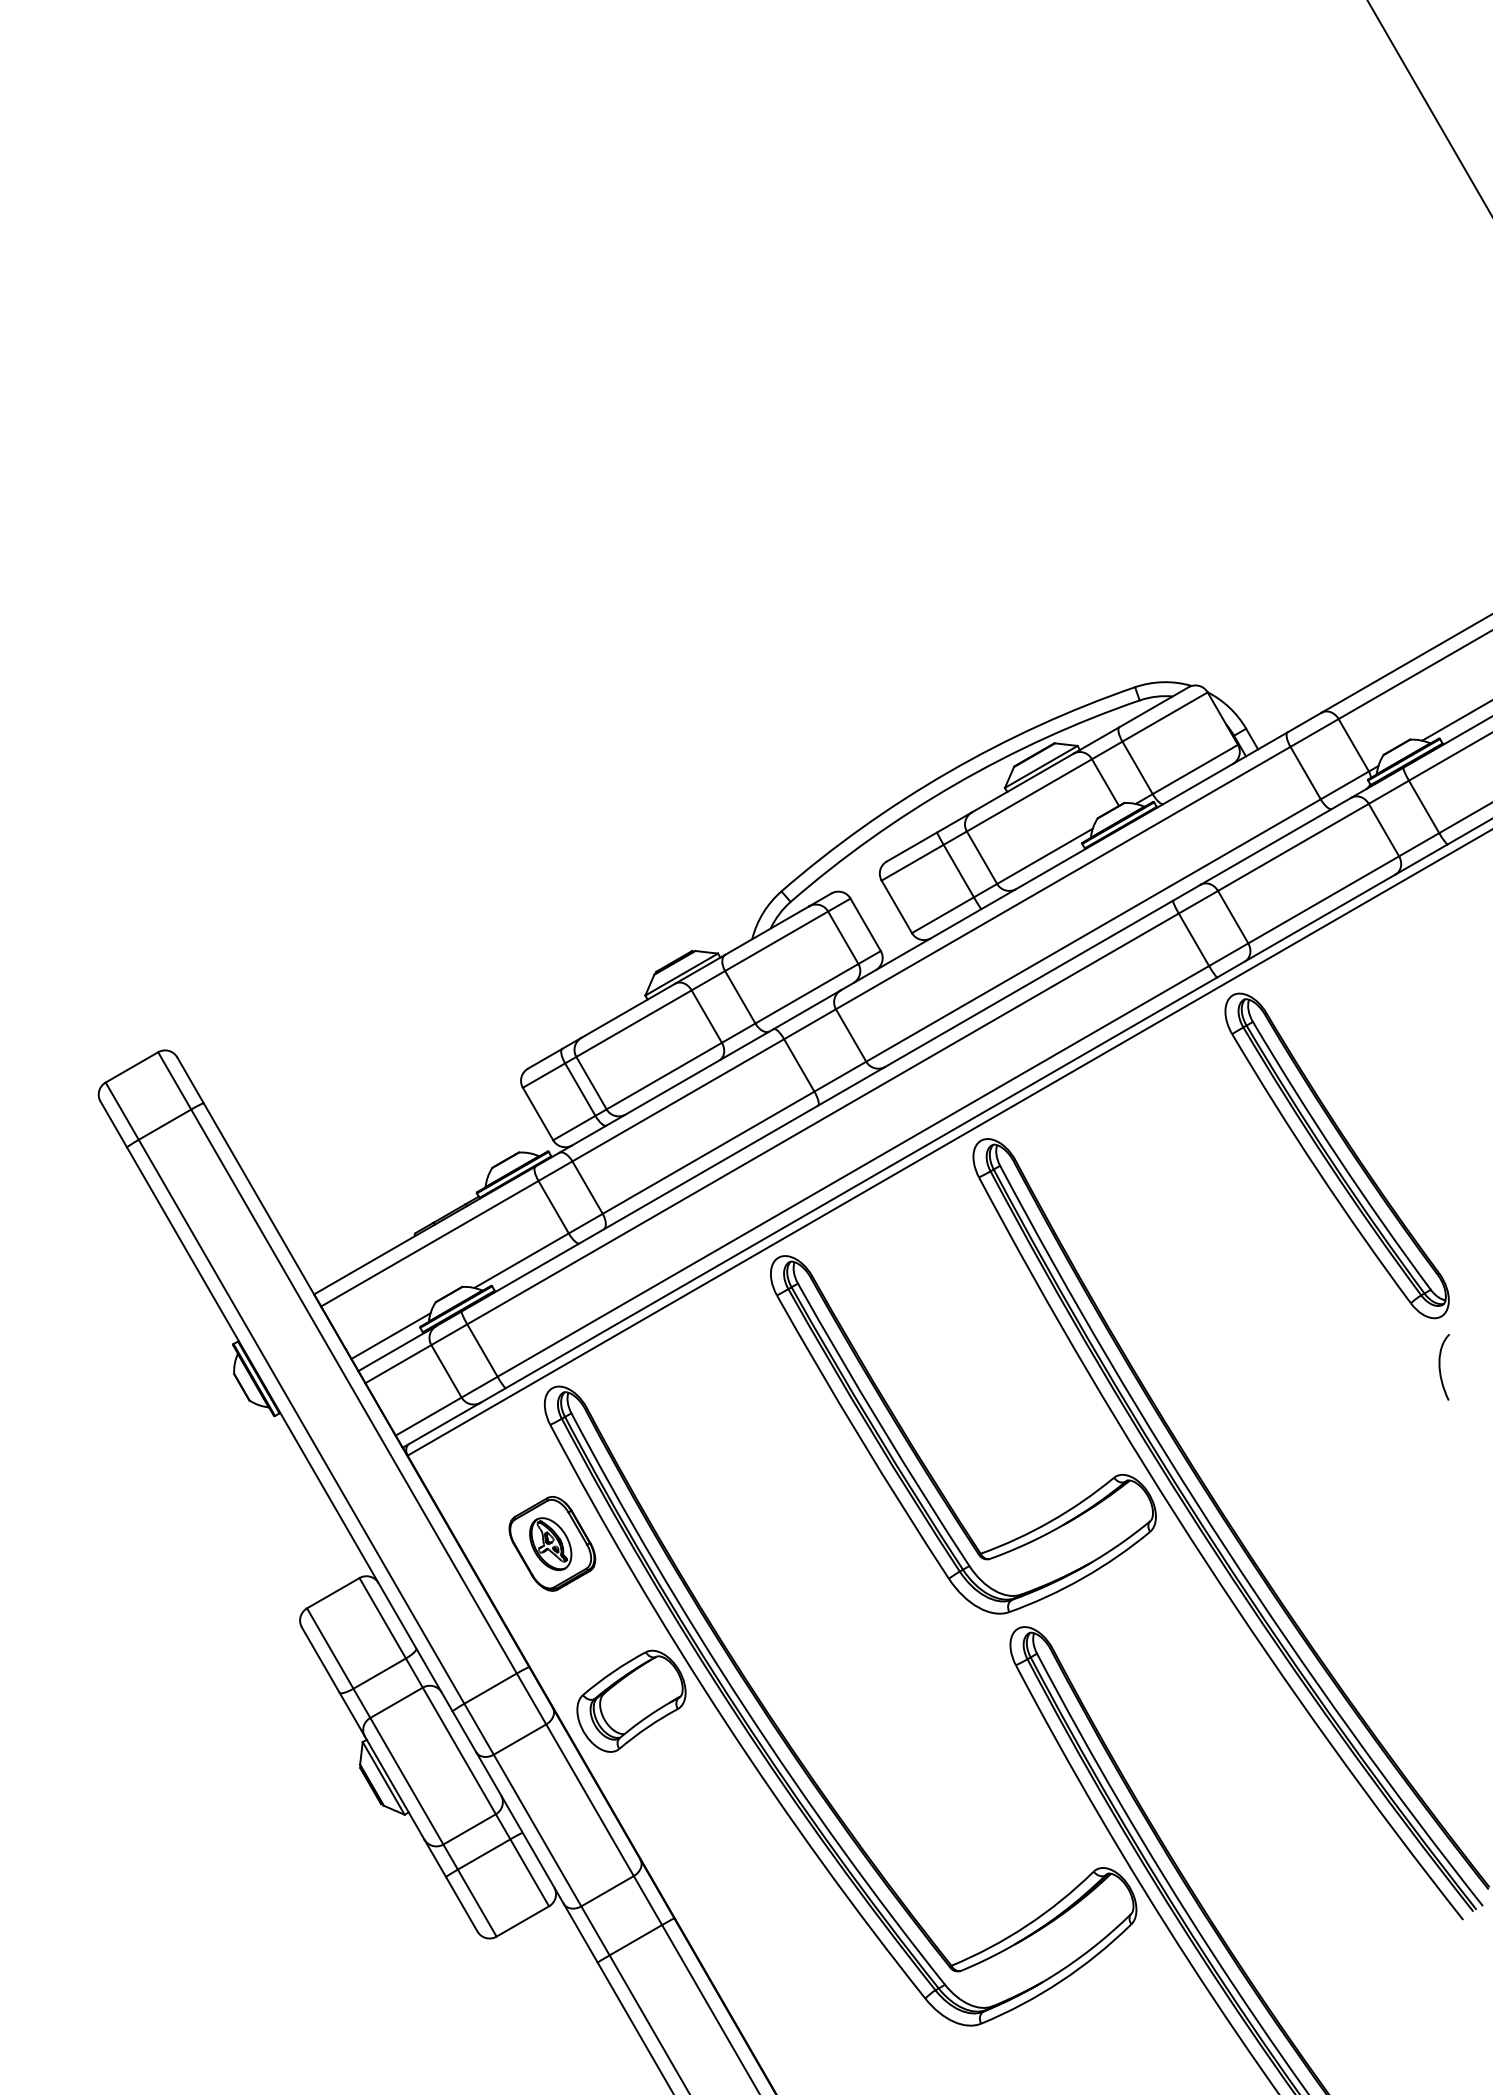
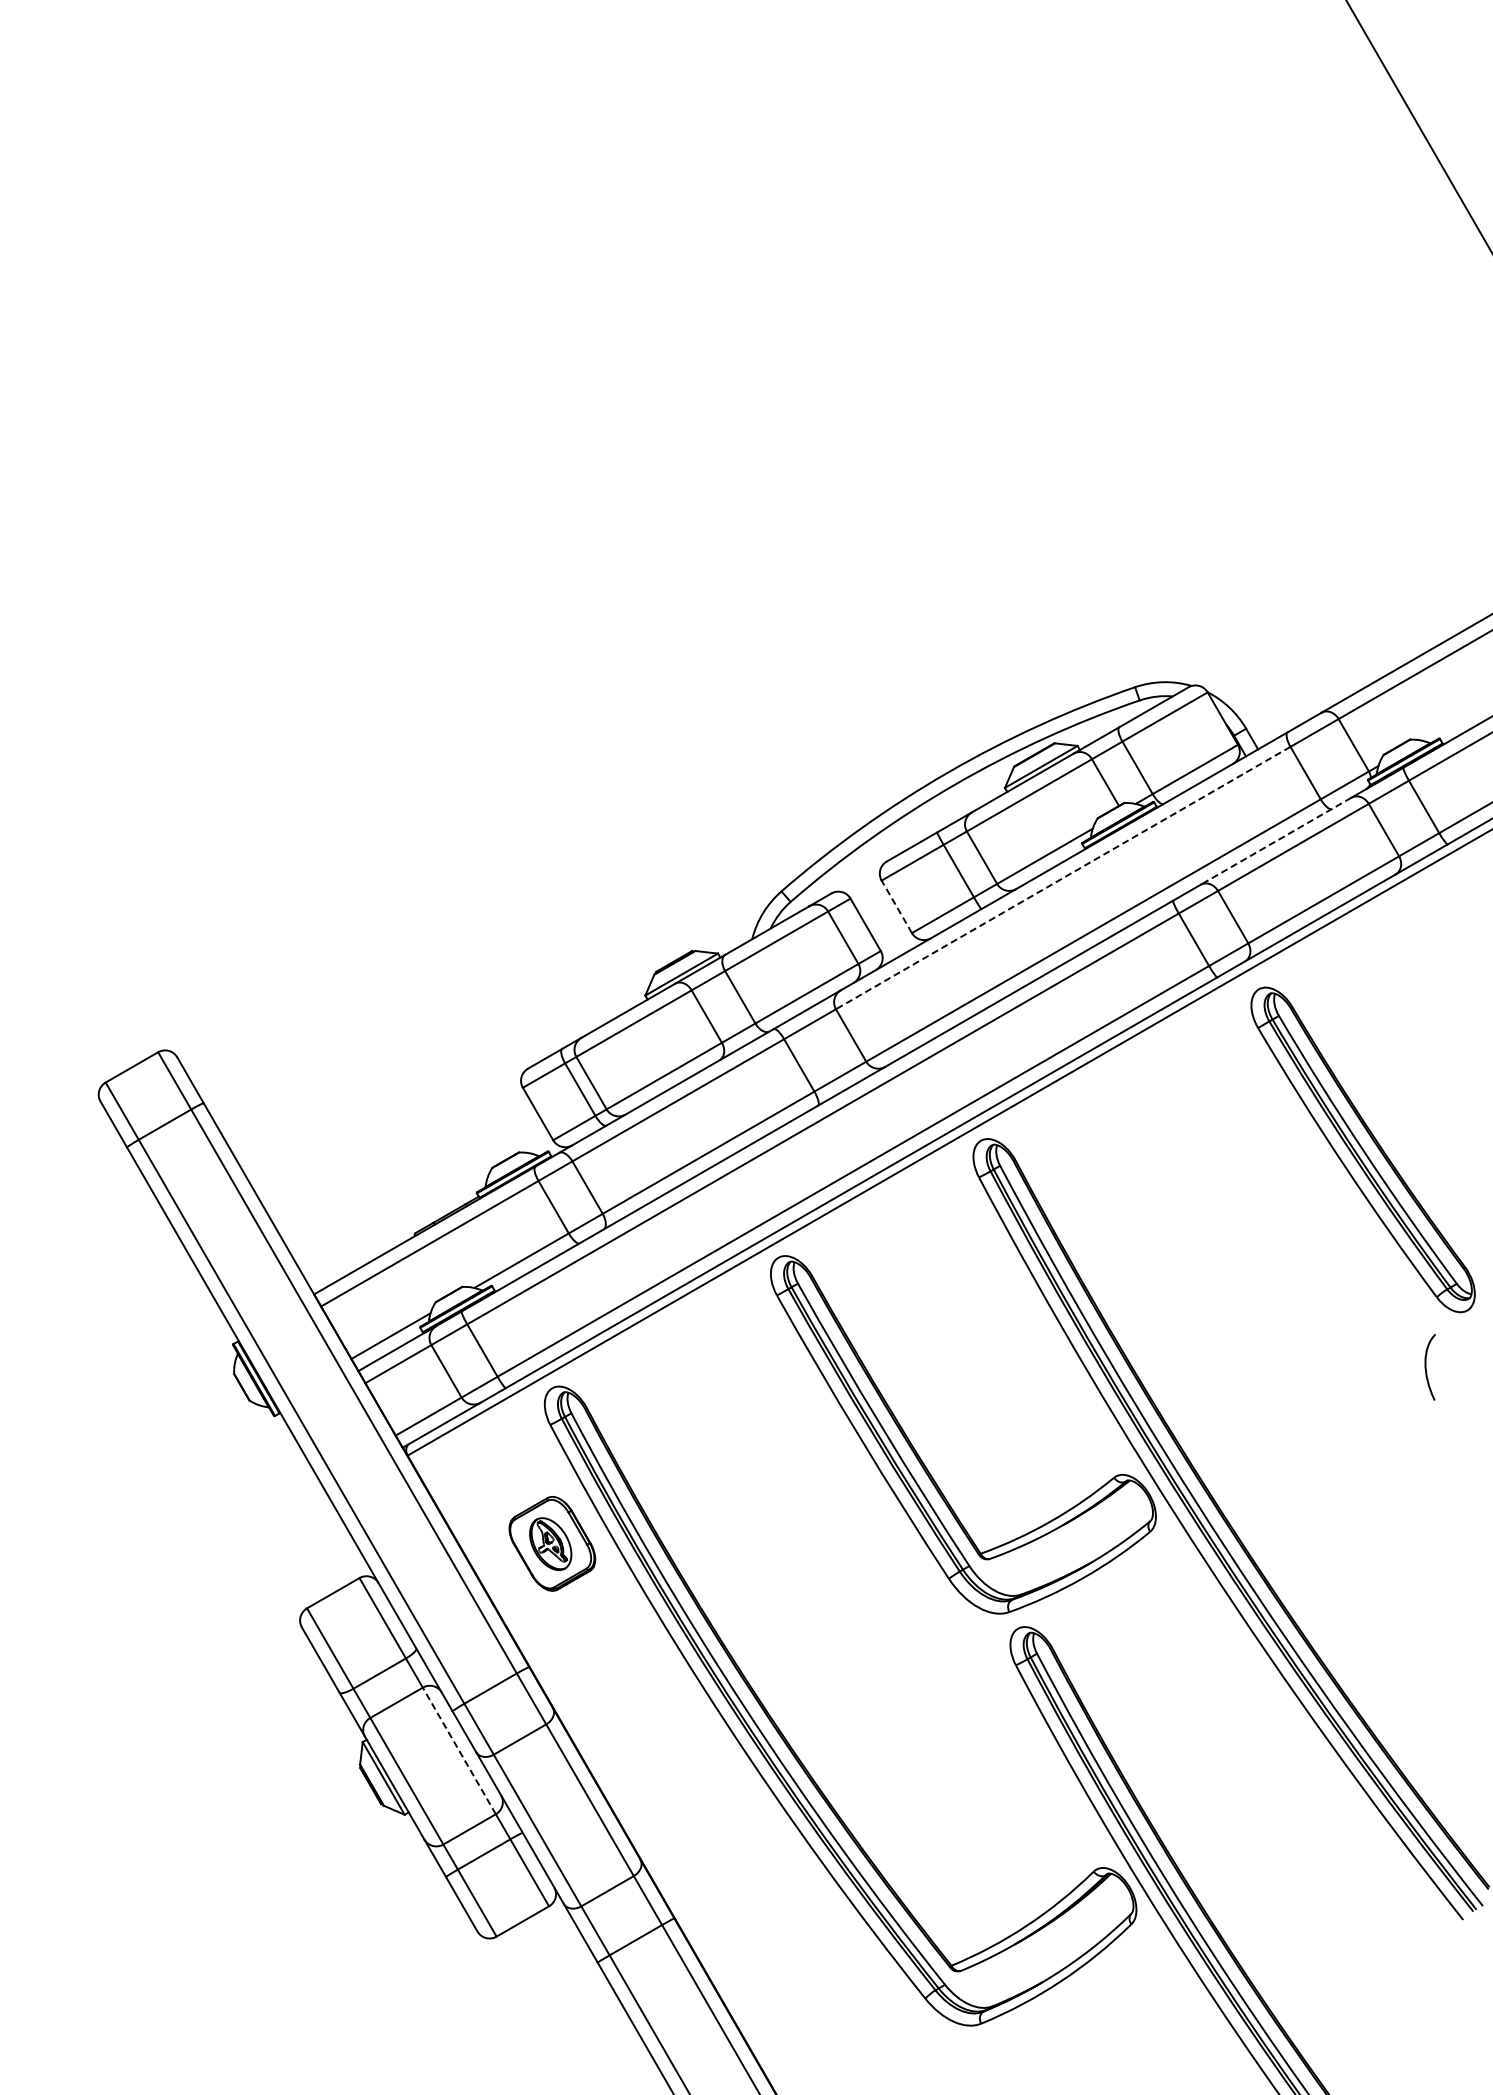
line position: (1428, 107) -> (1418, 125) (1418, 125)
line: present -> none (1455, 721)
line: solid -> dashed (1275, 841)
line: solid -> dashed (1062, 878)
line: solid -> dashed (896, 906)
part position: (1336, 1155) -> (1362, 1149) (1362, 1149)
curve position: (1440, 1367) -> (1426, 1367) (1426, 1367)
part: present -> none (631, 1700)
line: solid -> dashed (459, 1750)
